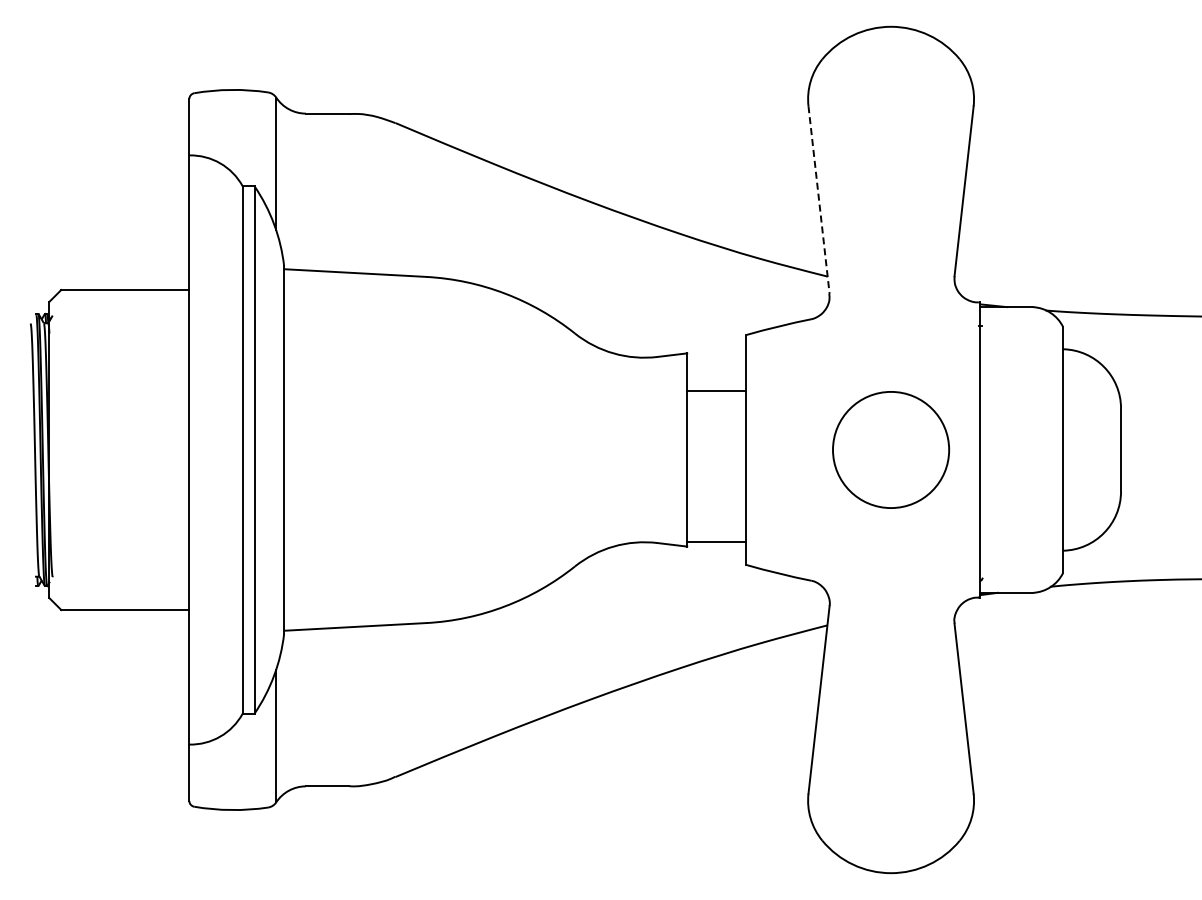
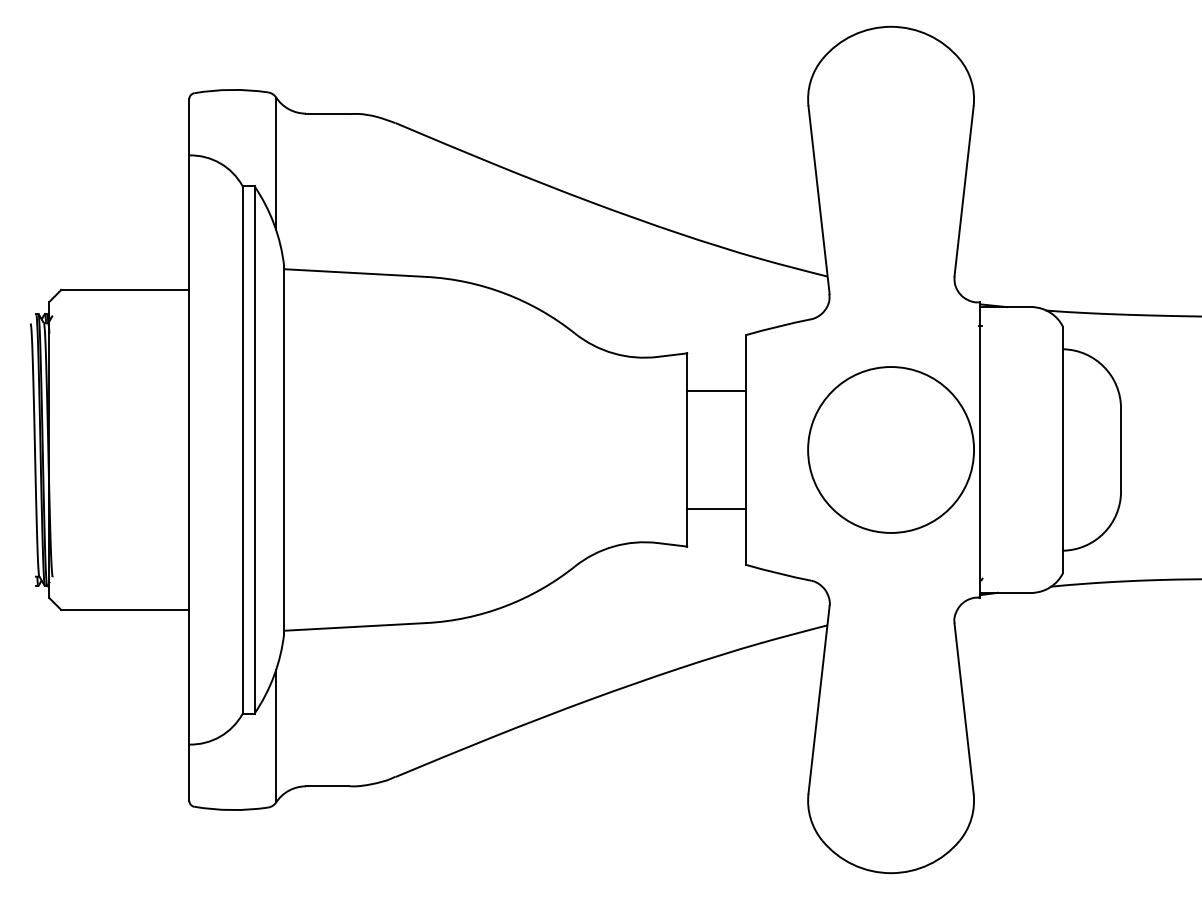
line: dashed -> solid (819, 200)
circle diameter: 116 px -> 166 px (891, 449)
line position: (716, 542) -> (716, 509) (716, 509)
